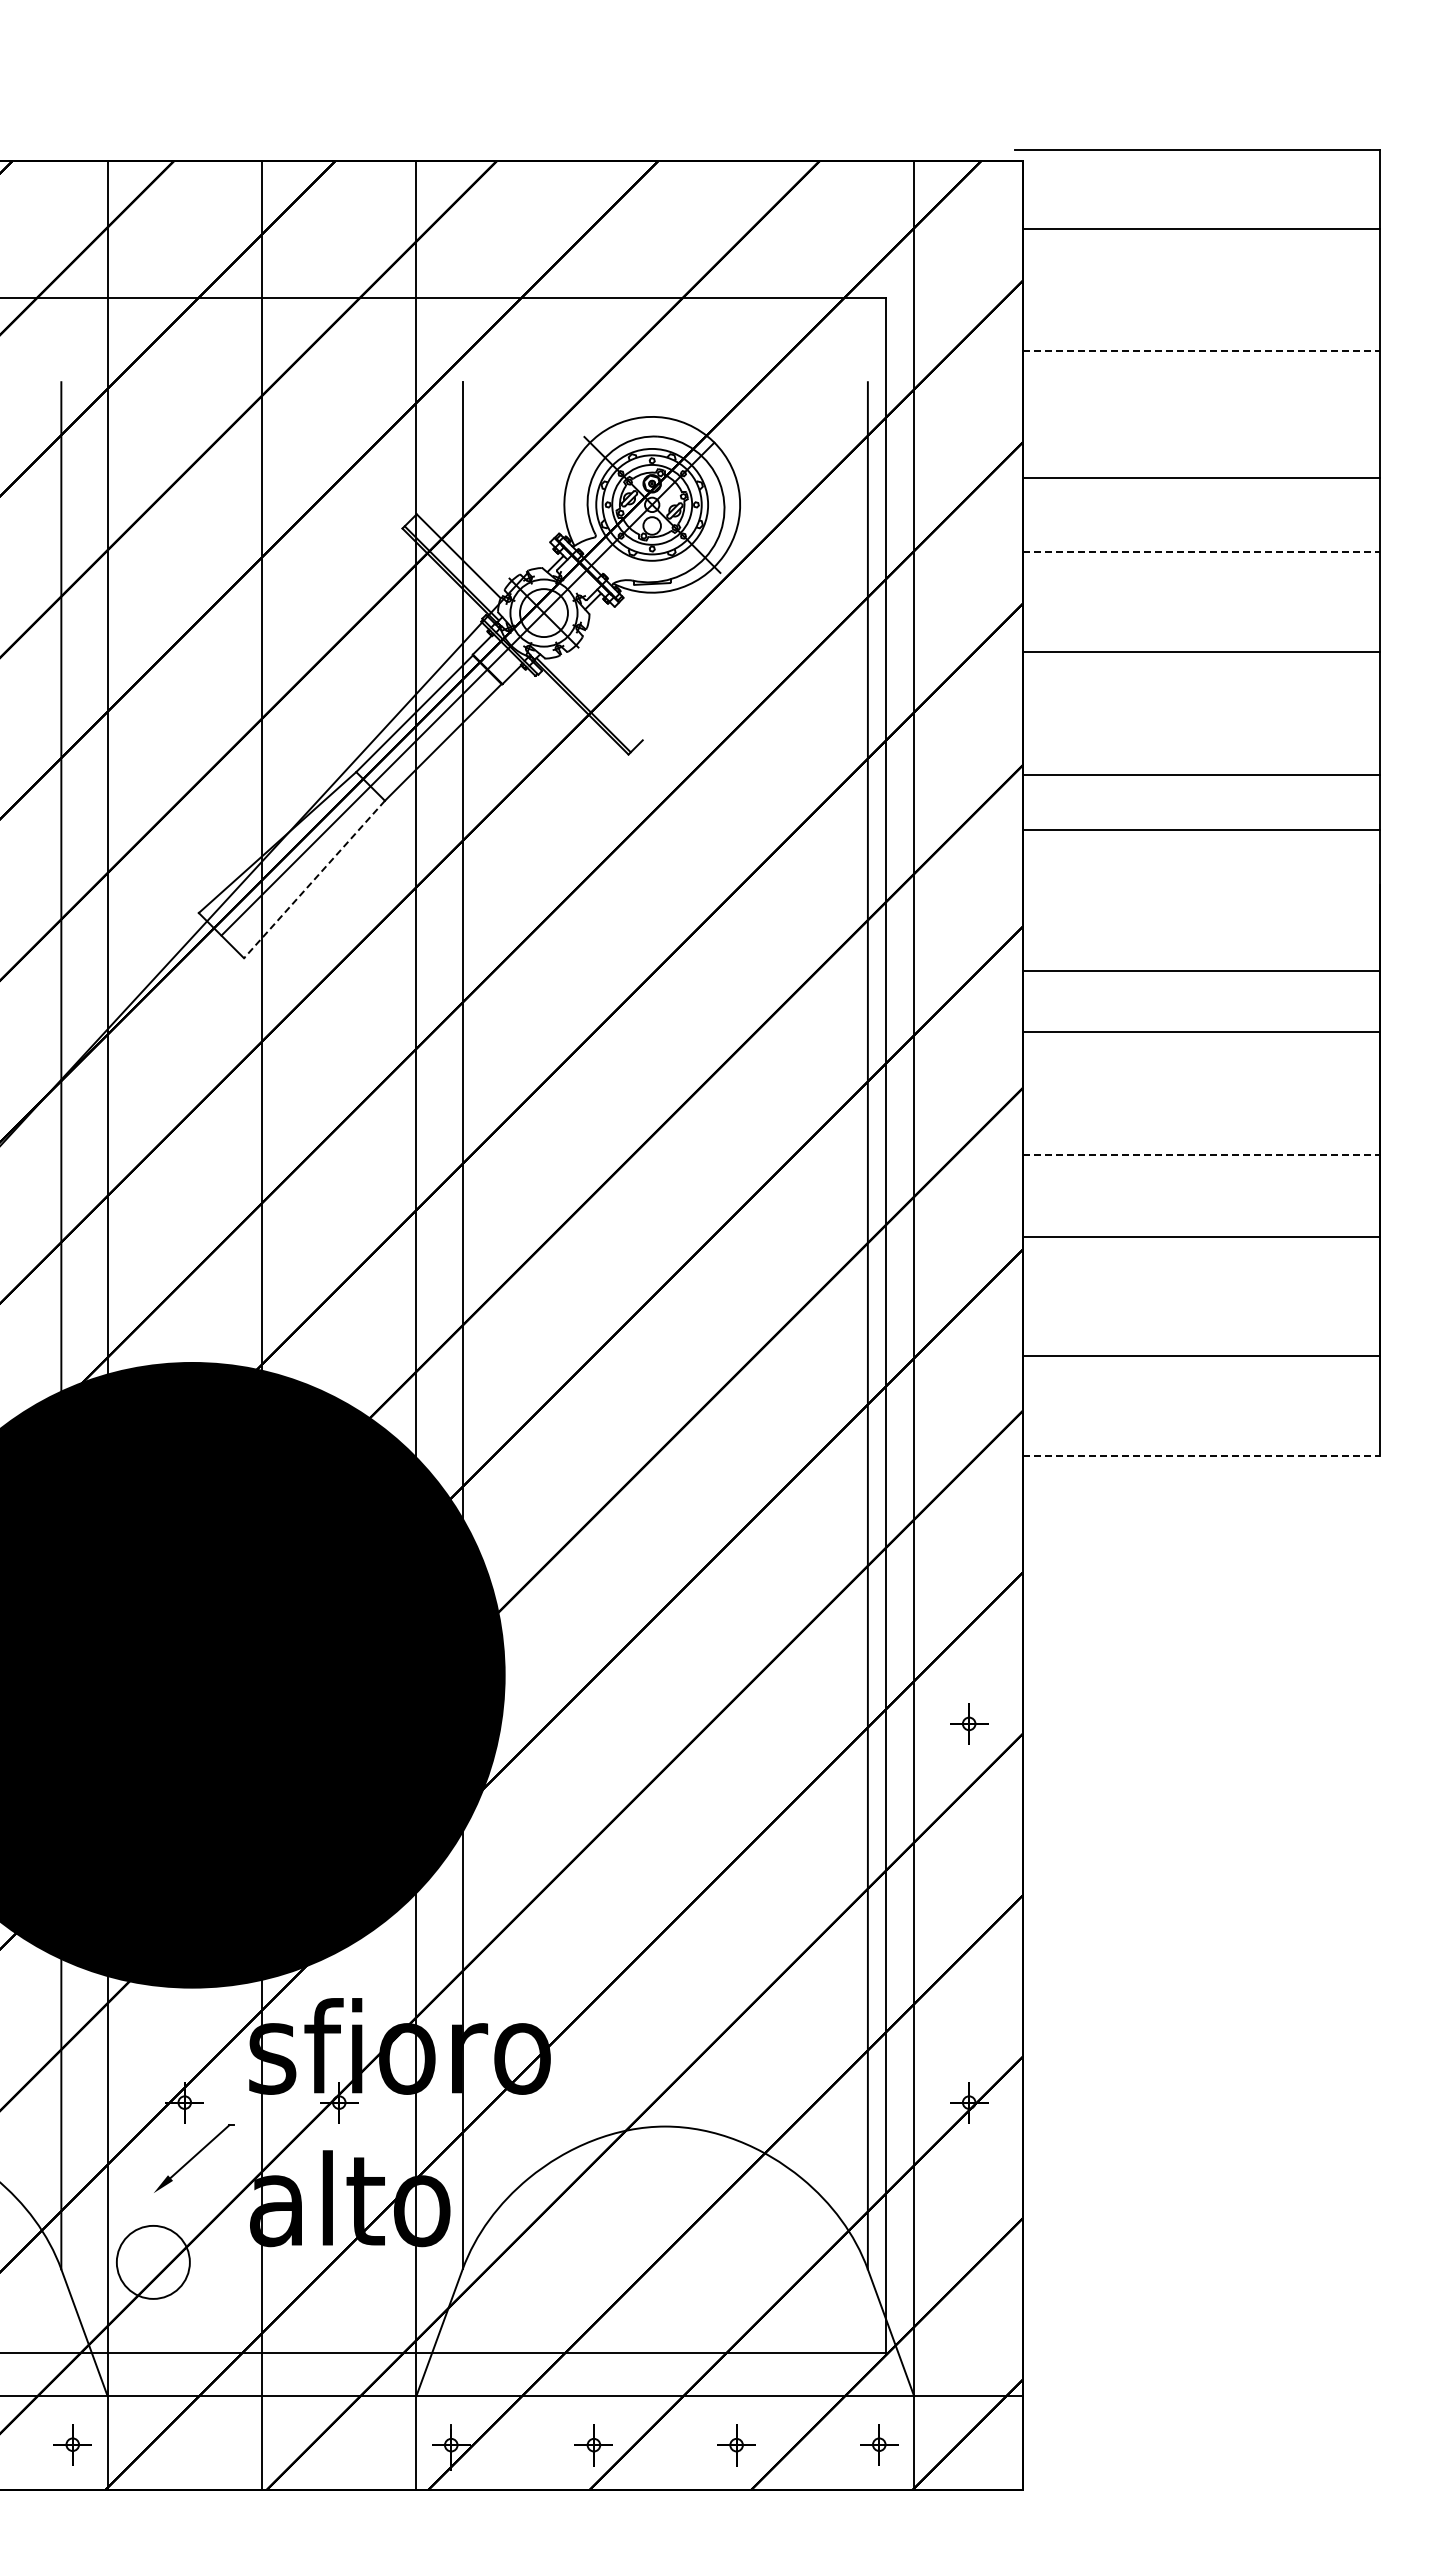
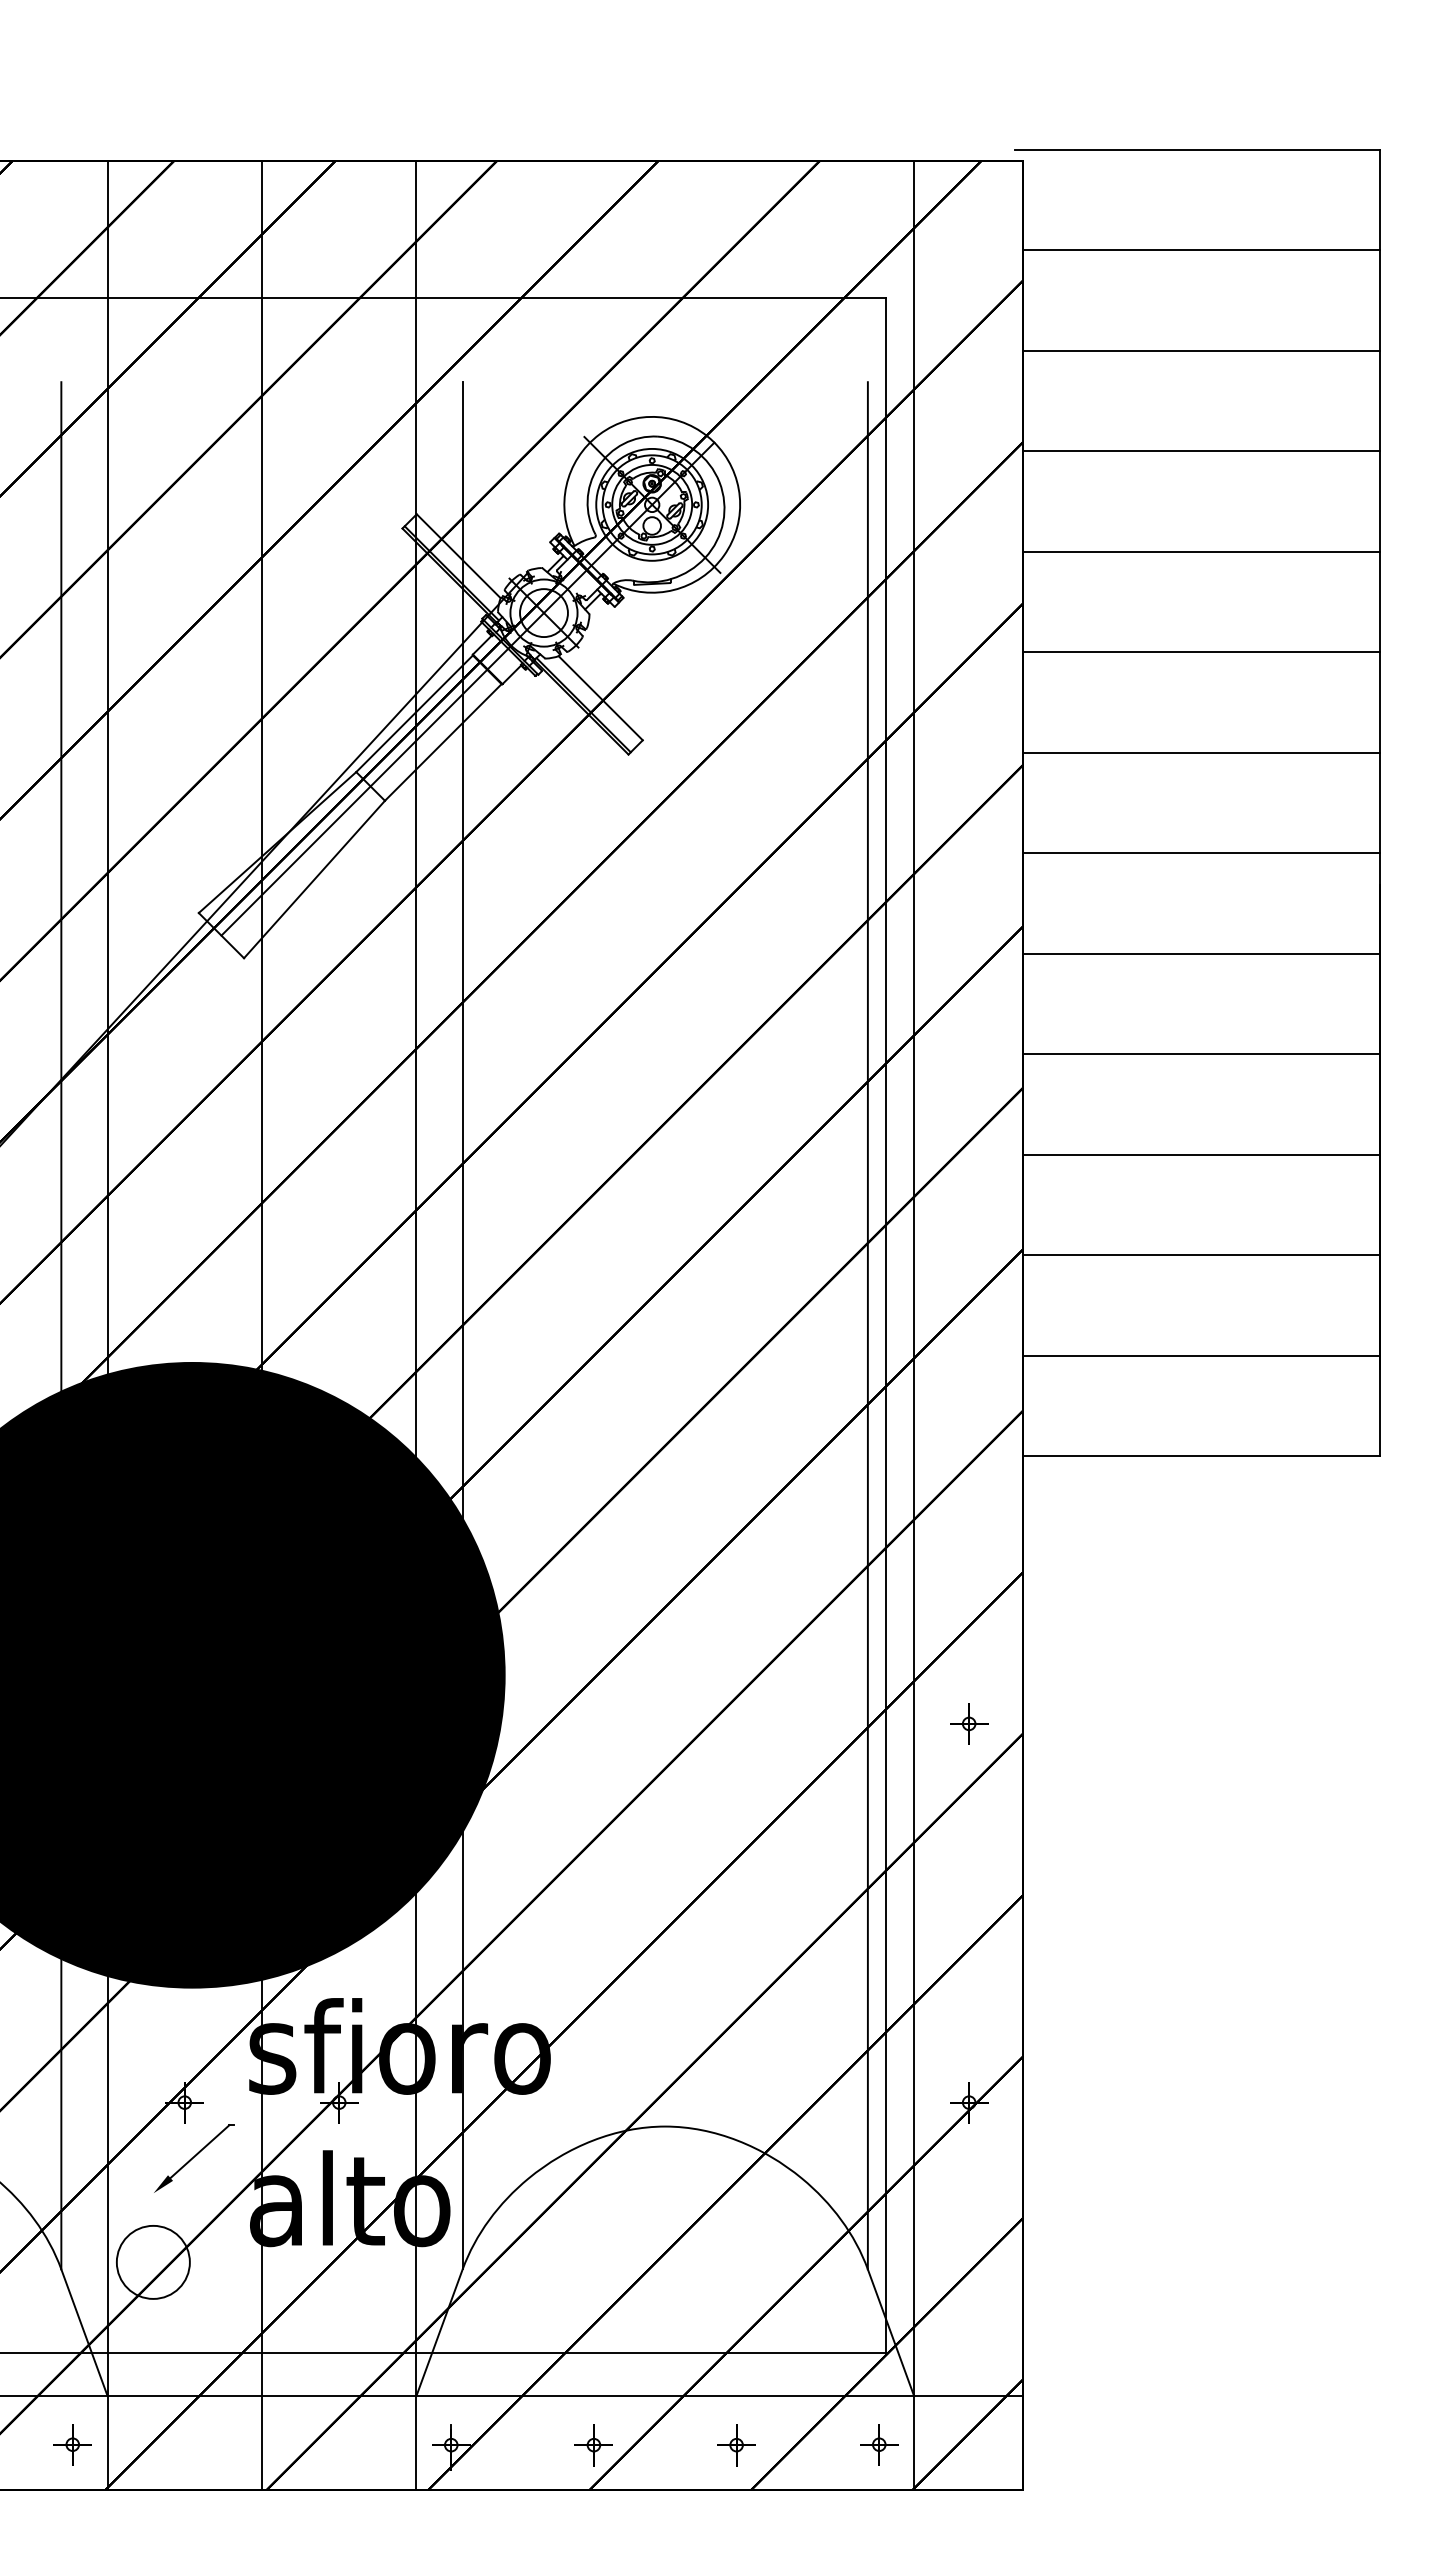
line position: (1201, 229) -> (1201, 250) (1201, 250)
line: dashed -> solid (1202, 350)
line position: (1201, 478) -> (1201, 451) (1201, 451)
line: dashed -> solid (1202, 551)
line: none -> present (600, 698)
line position: (1201, 774) -> (1201, 752) (1201, 752)
line position: (1201, 830) -> (1201, 853) (1201, 853)
line: dashed -> solid (314, 879)
line position: (1201, 970) -> (1201, 953) (1201, 953)
line position: (1201, 1032) -> (1201, 1054) (1201, 1054)
line: dashed -> solid (1202, 1154)
line position: (1201, 1237) -> (1201, 1255) (1201, 1255)
line: dashed -> solid (1202, 1455)
